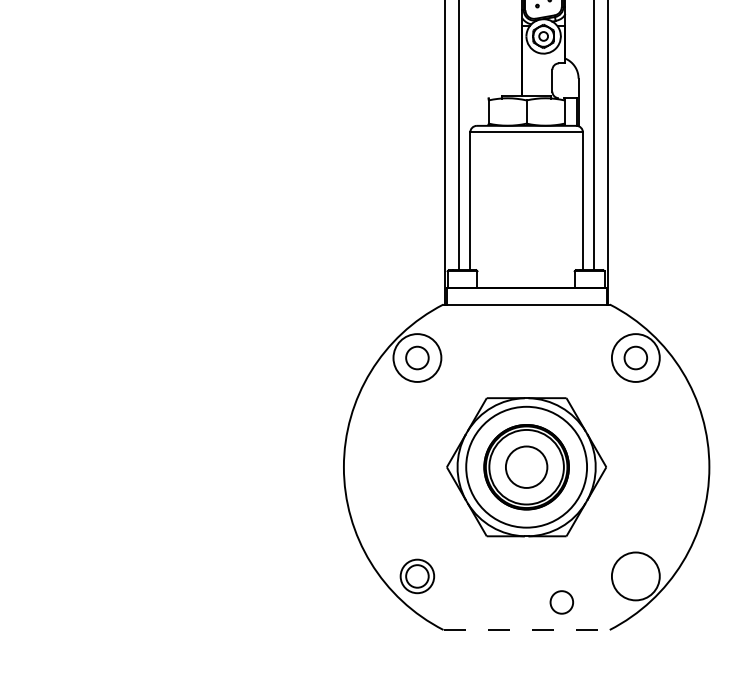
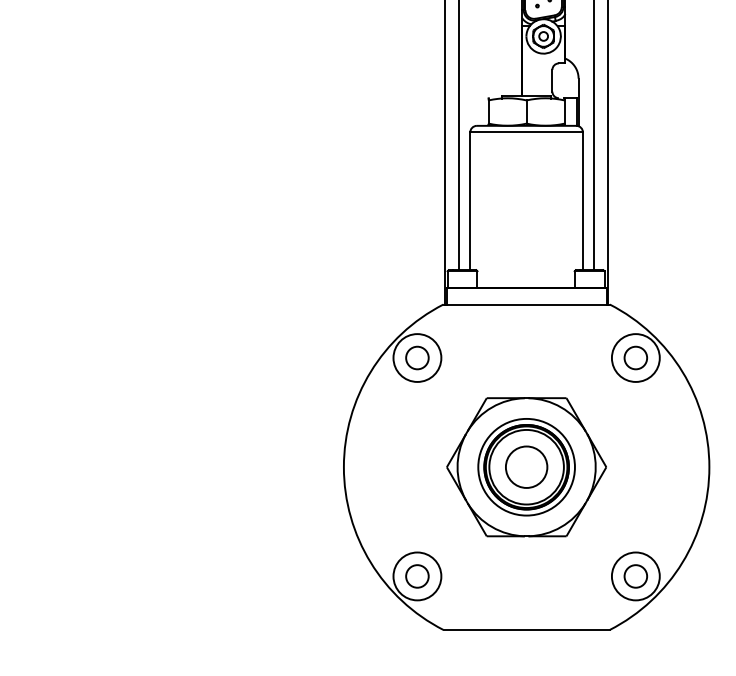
circle diameter: 121 px -> 97 px (526, 466)
circle diameter: 34 px -> 48 px (417, 576)
circle position: (561, 602) -> (635, 576) (635, 576)
line: dashed -> solid (527, 629)
